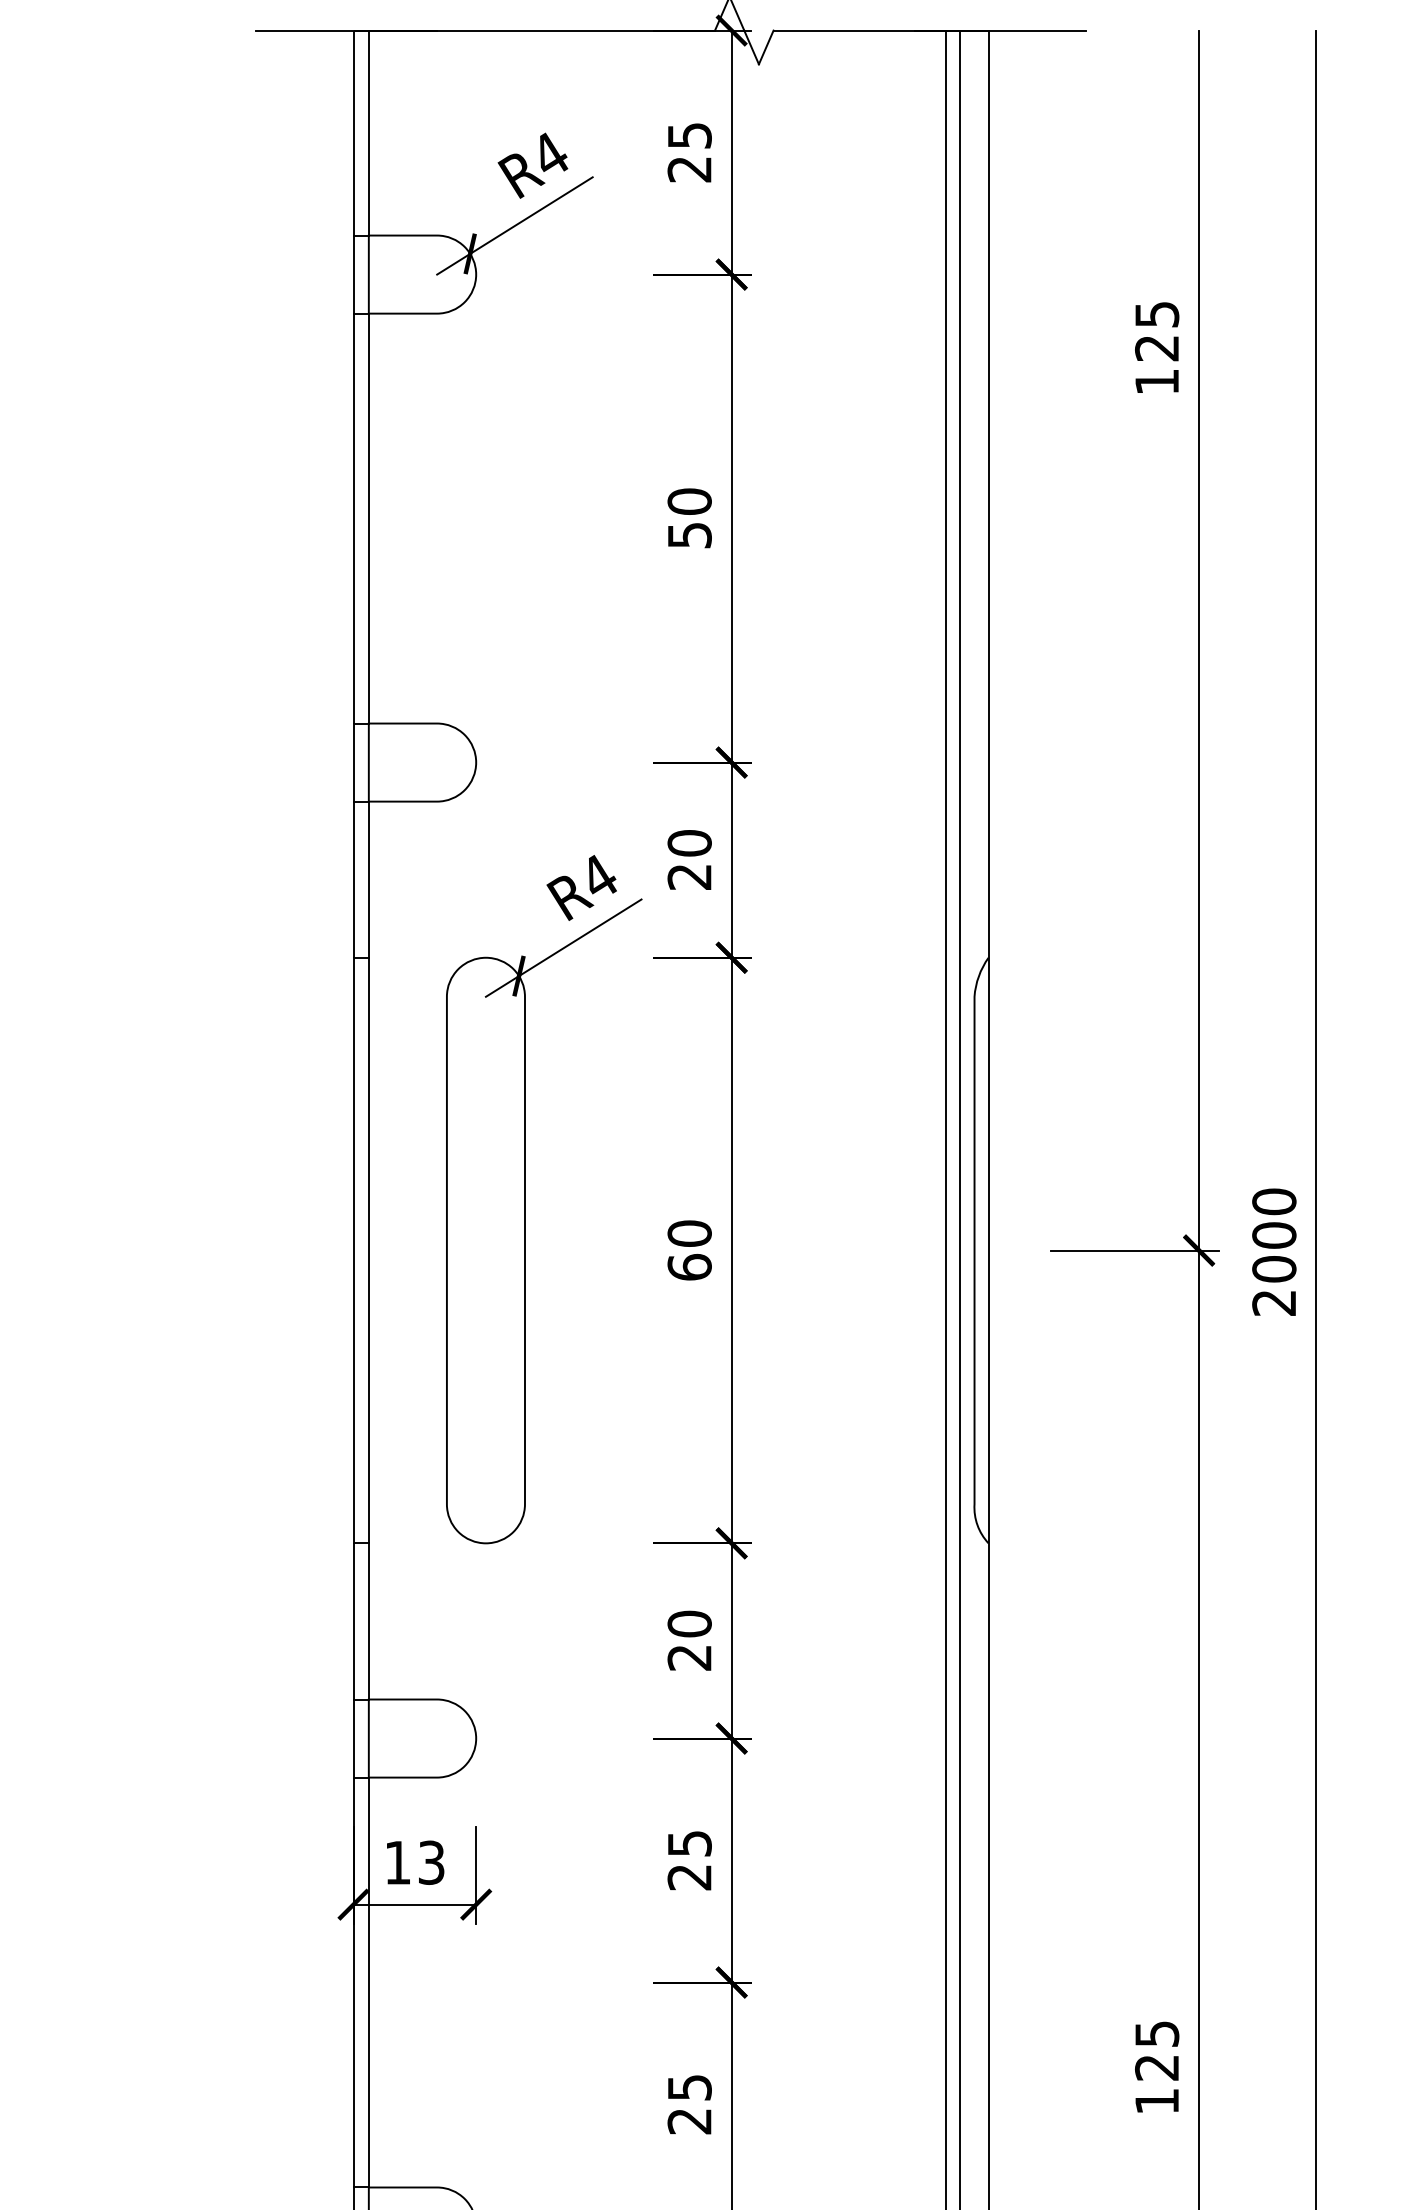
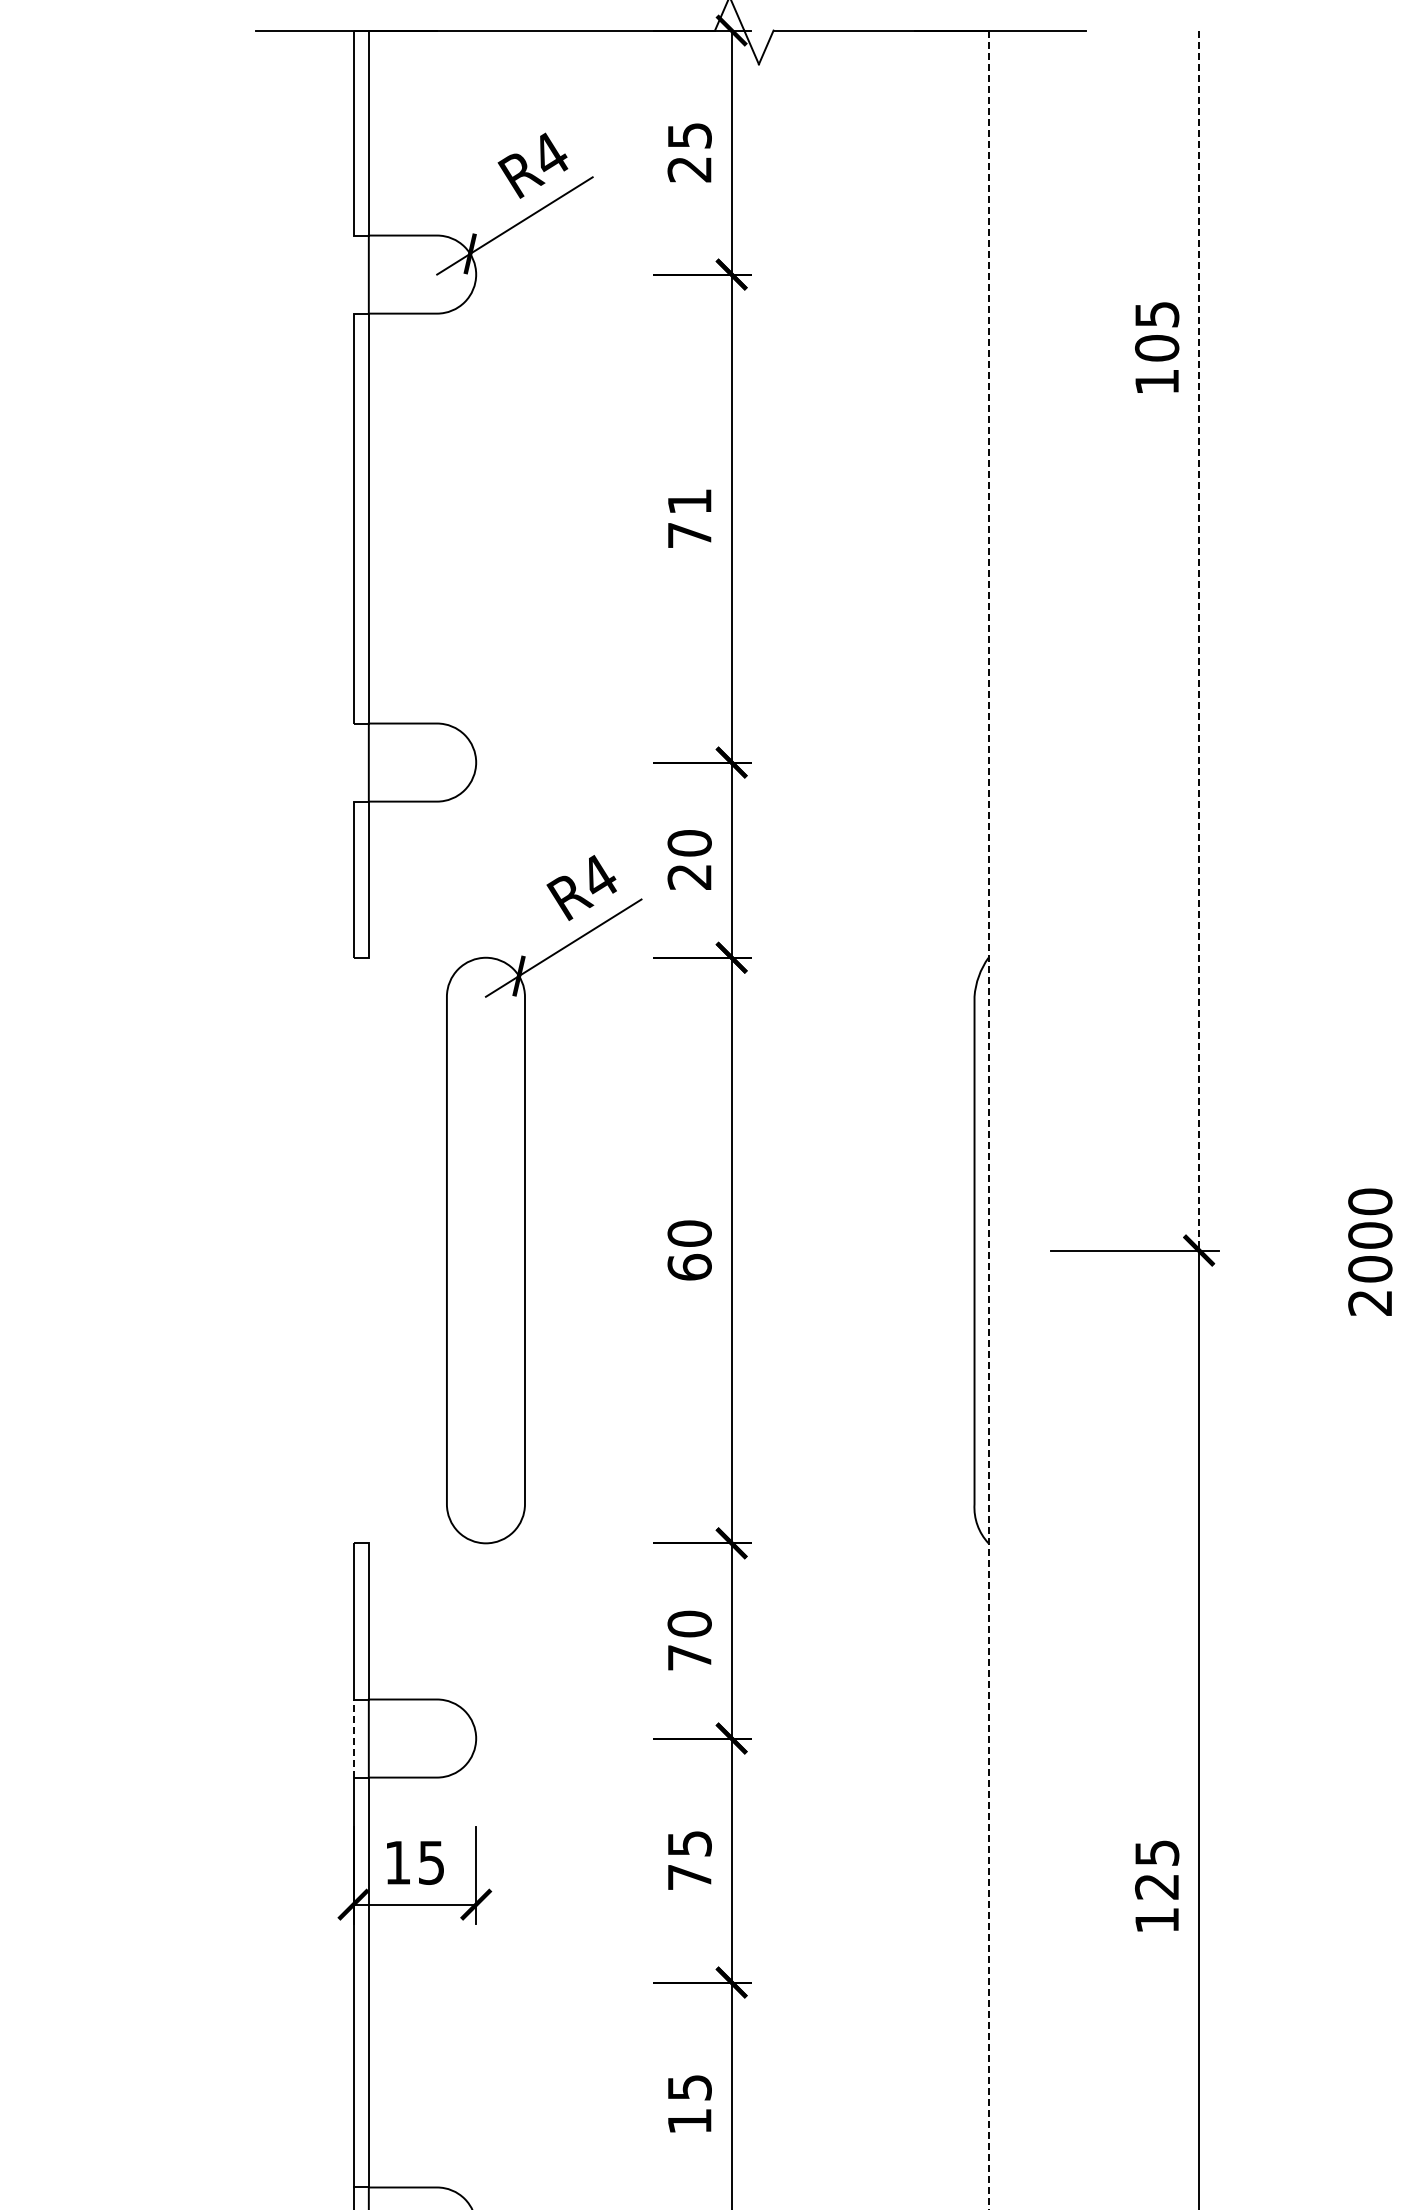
line: present -> none (353, 274)
text: 125 -> 105 (1157, 348)
text: 50 -> 71 (689, 518)
line: solid -> dashed (1199, 640)
line: present -> none (353, 762)
line: present -> none (946, 1118)
line: present -> none (959, 1118)
line: present -> none (1316, 1118)
line: solid -> dashed (988, 1120)
line: present -> none (354, 1250)
line: present -> none (368, 1250)
text position: (1274, 1251) -> (1370, 1251) (1370, 1251)
text: 20 -> 70 (689, 1657)
line: solid -> dashed (353, 1738)
text: 13 -> 15 (431, 1862)
text: 25 -> 75 (689, 1877)
text position: (1157, 2066) -> (1157, 1885) (1157, 1885)
text: 25 -> 15 (689, 2121)
